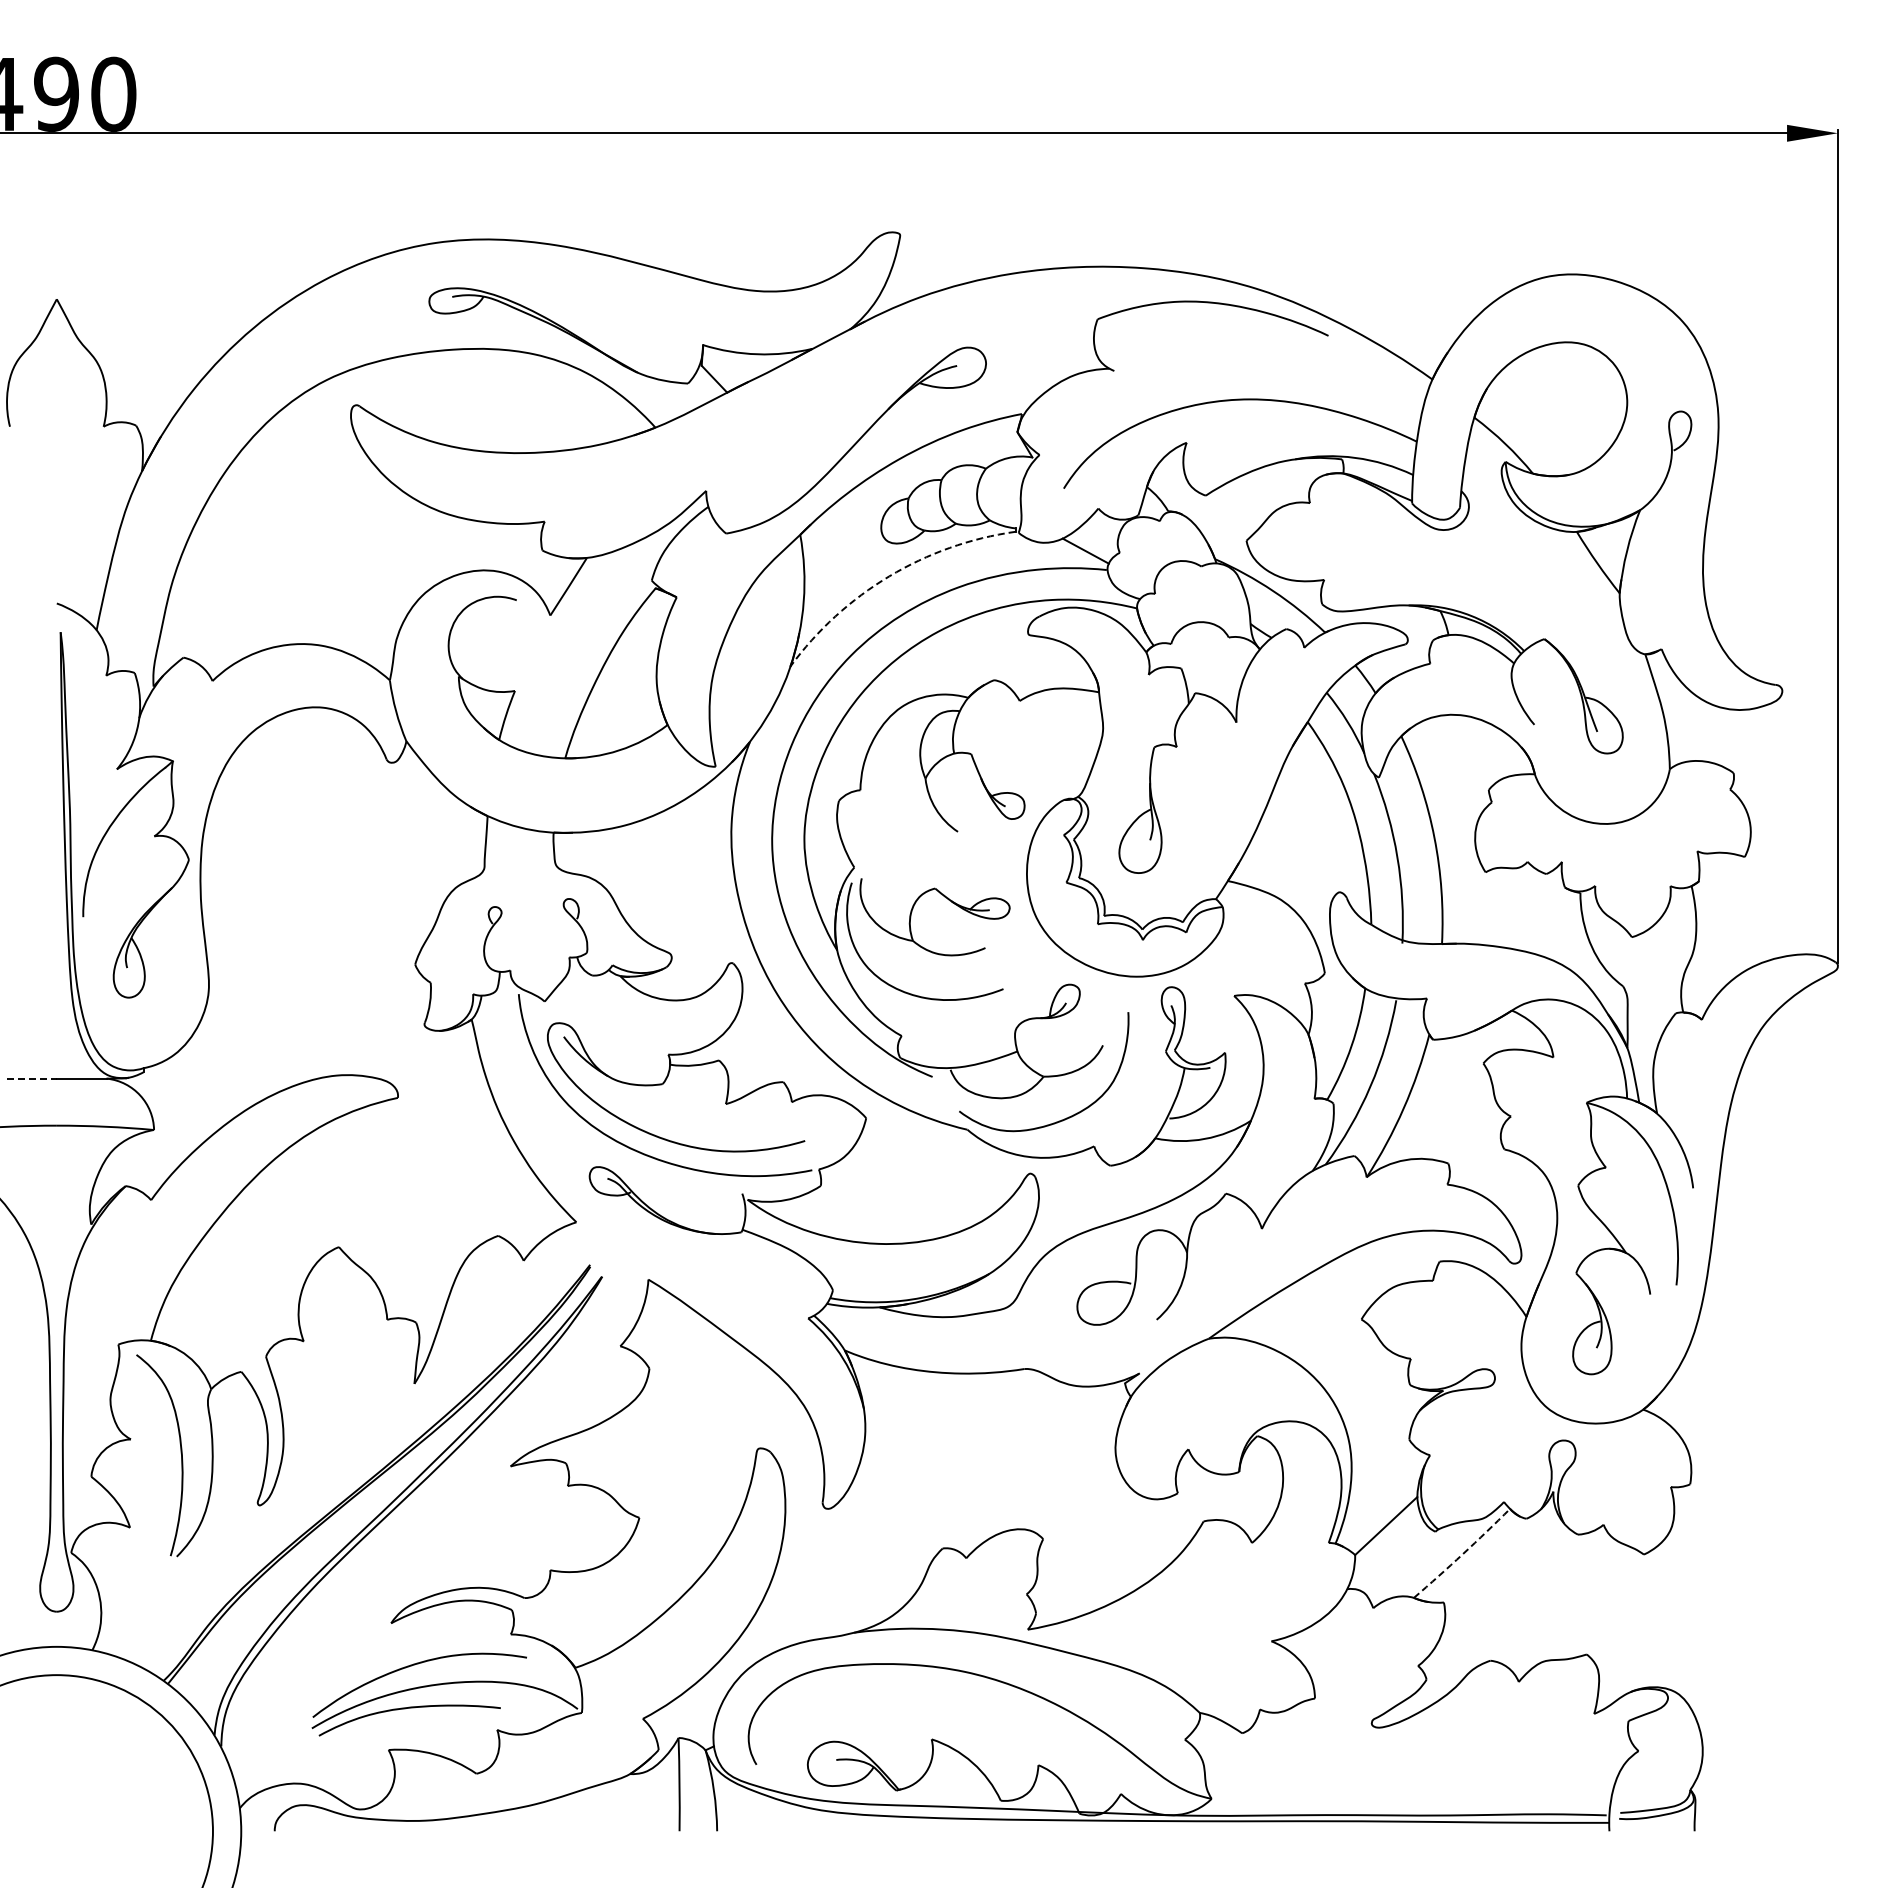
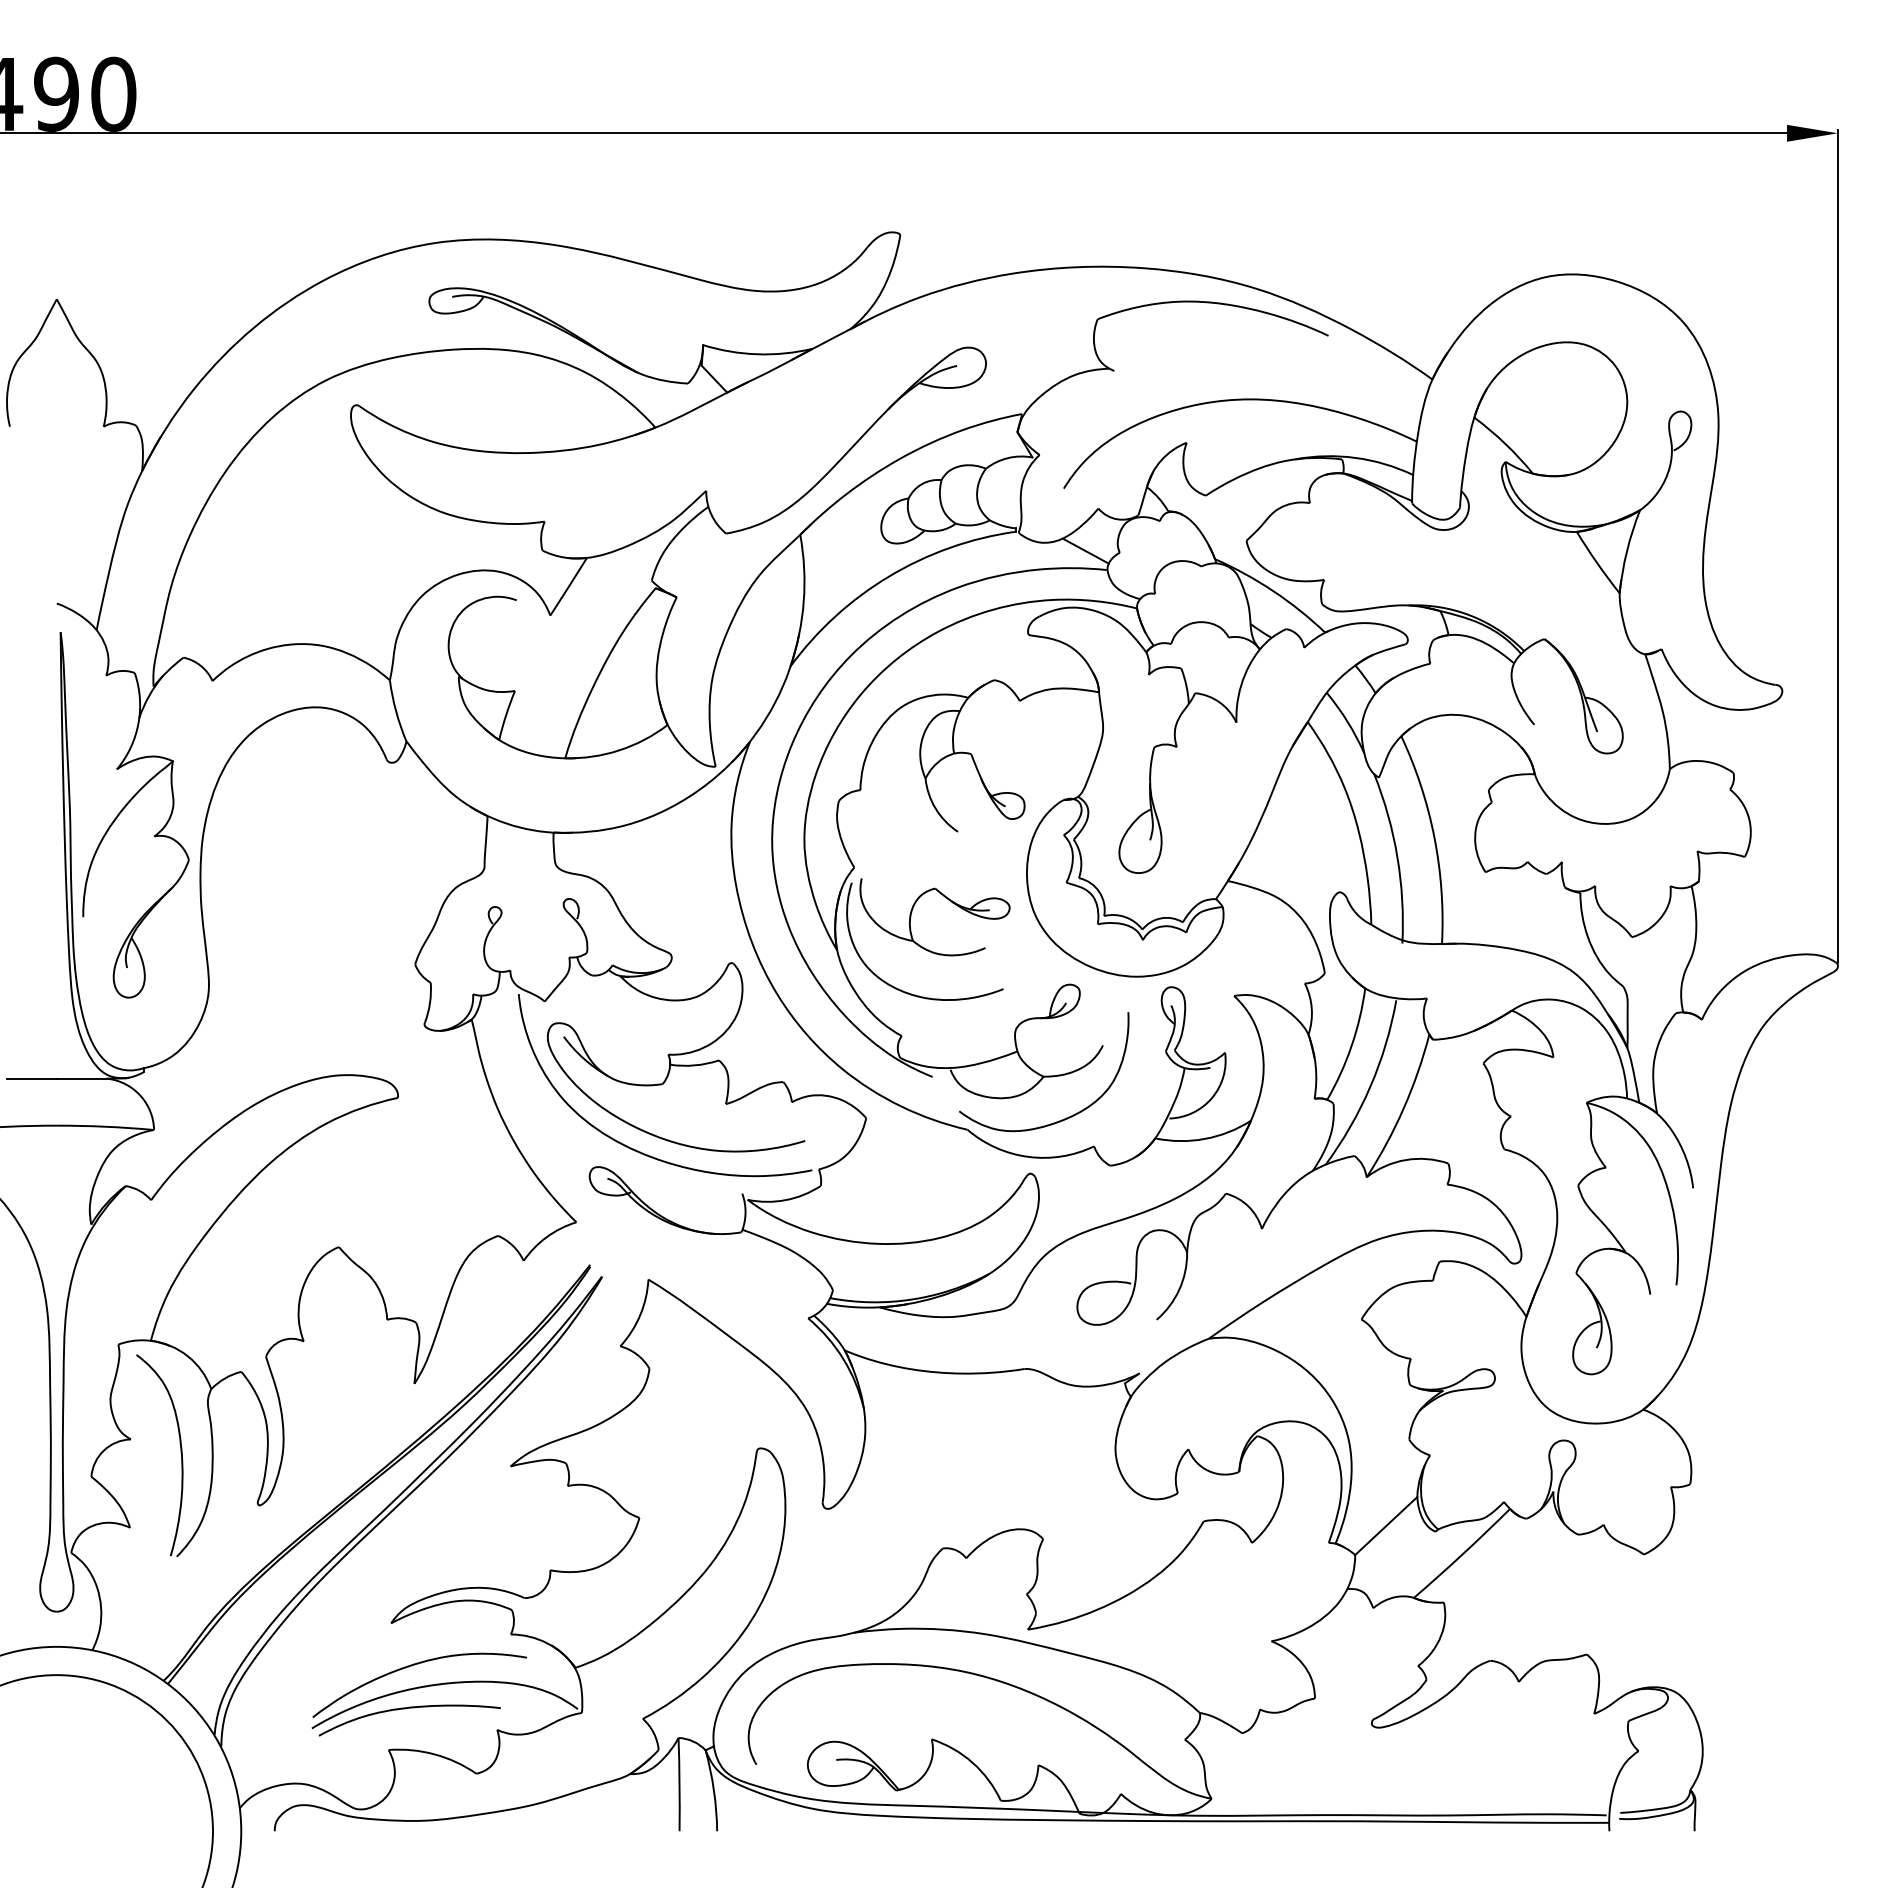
arc: dashed -> solid (889, 576)
line: dashed -> solid (32, 1078)
arc: dashed -> solid (1462, 1554)
